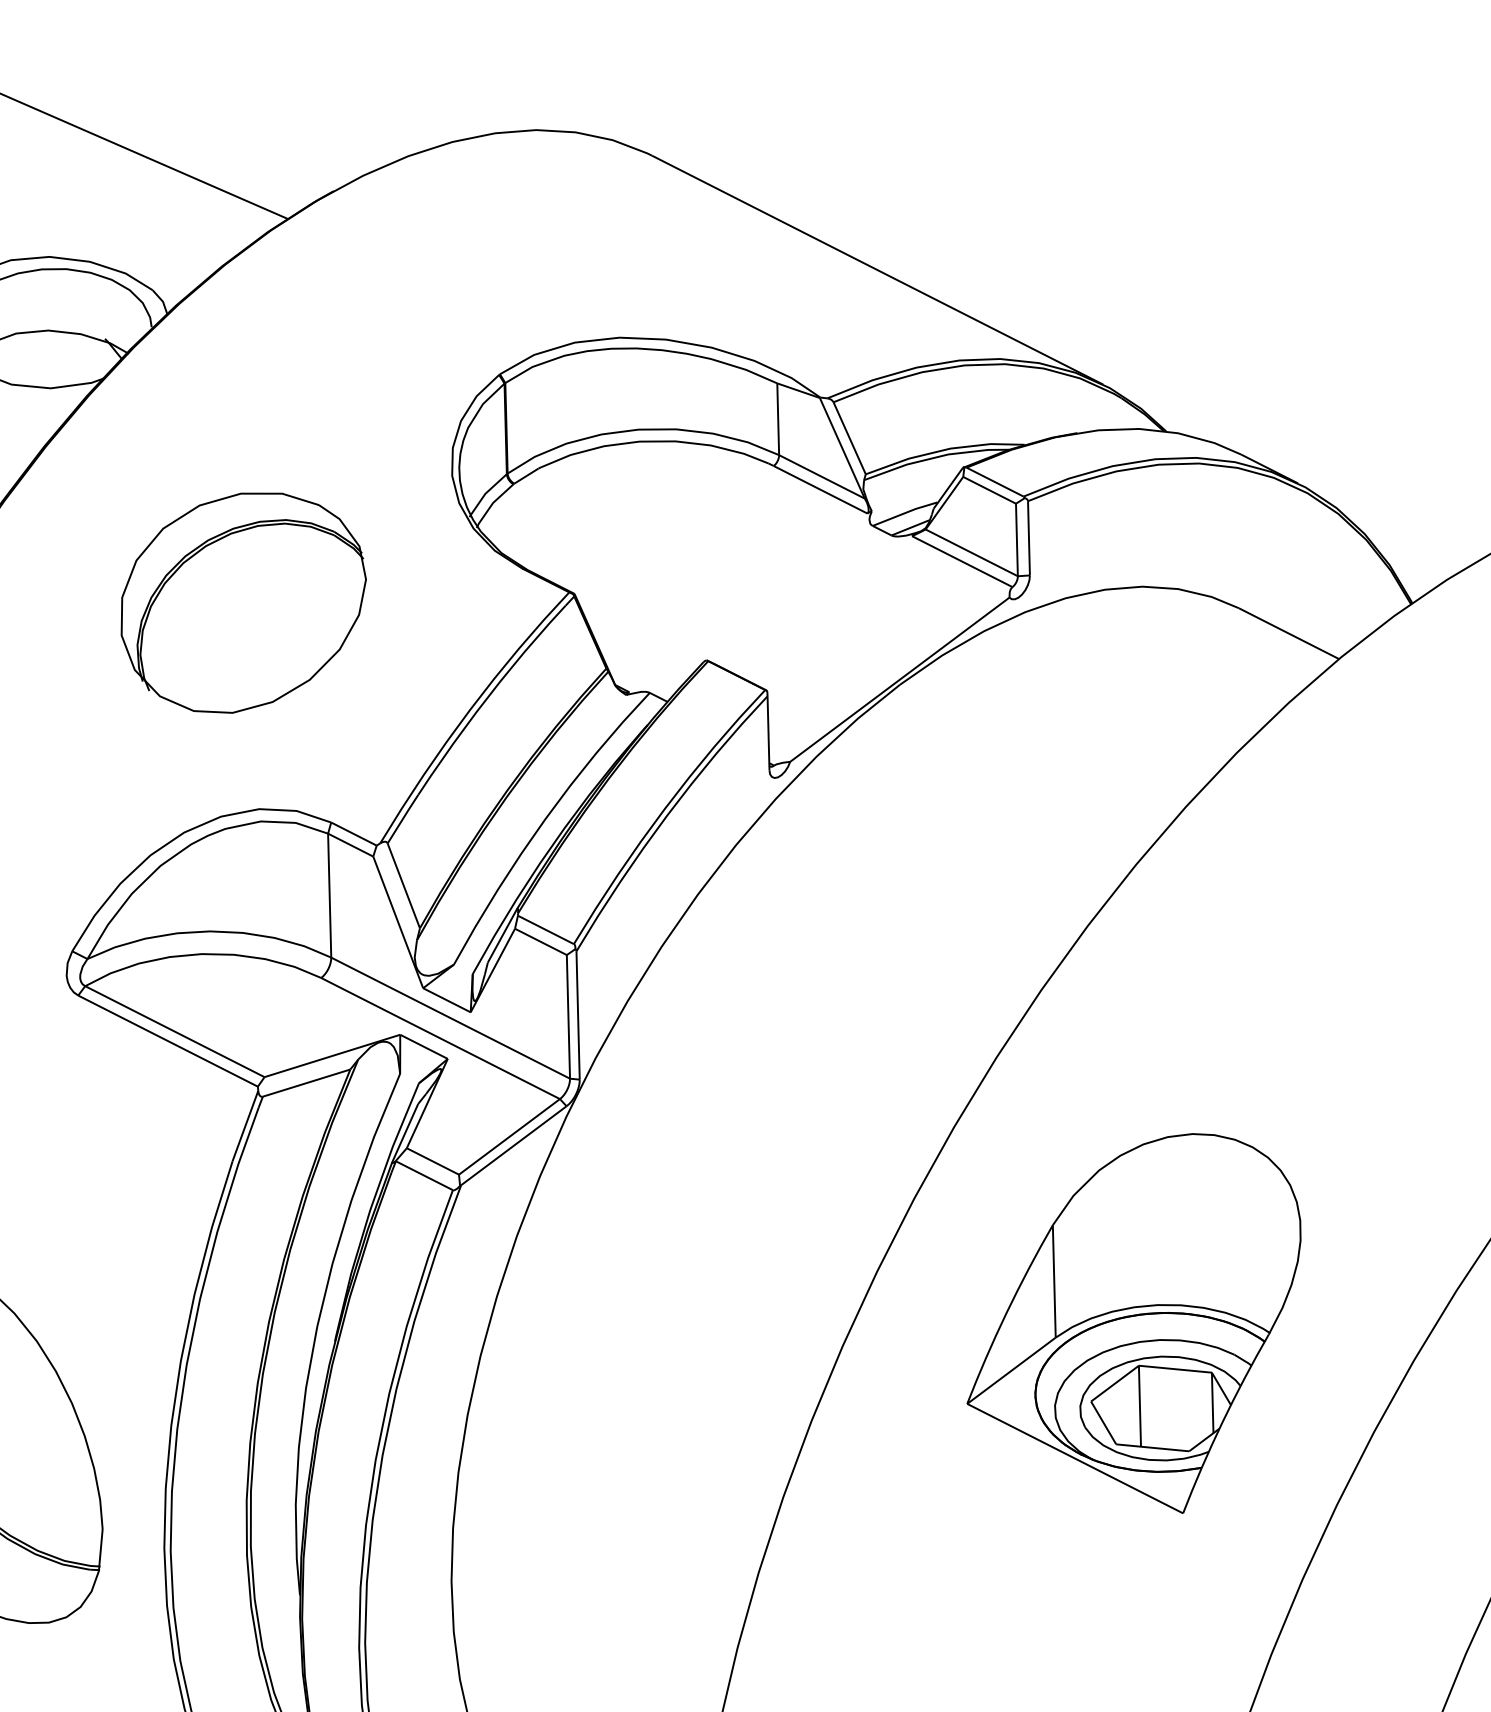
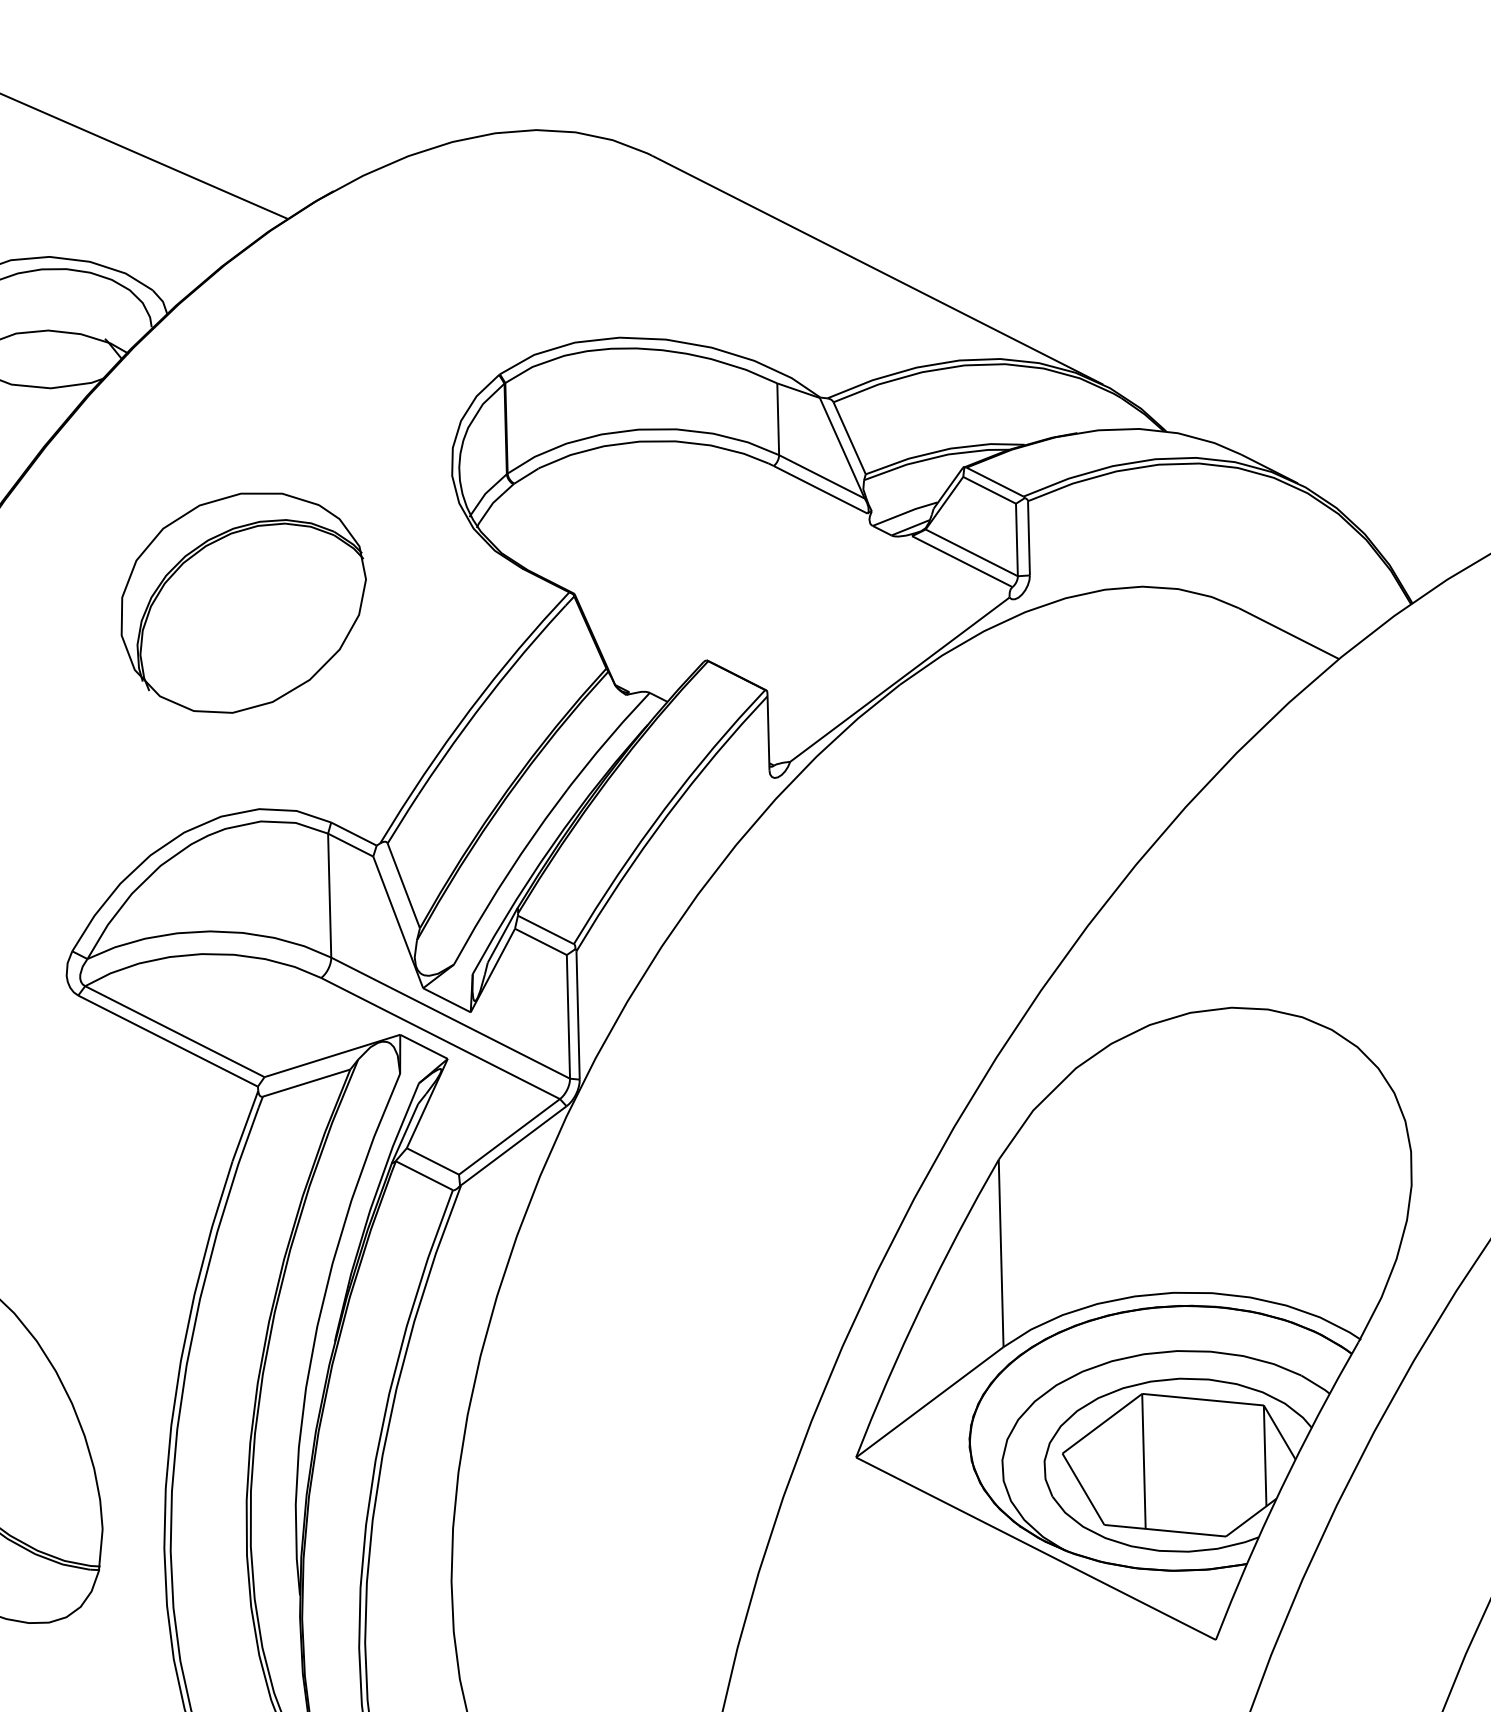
part size: 336x381 px -> 558x635 px (1133, 1323)
